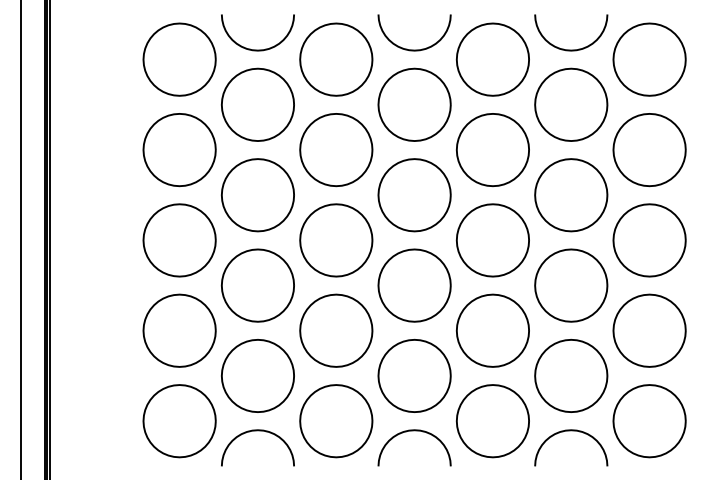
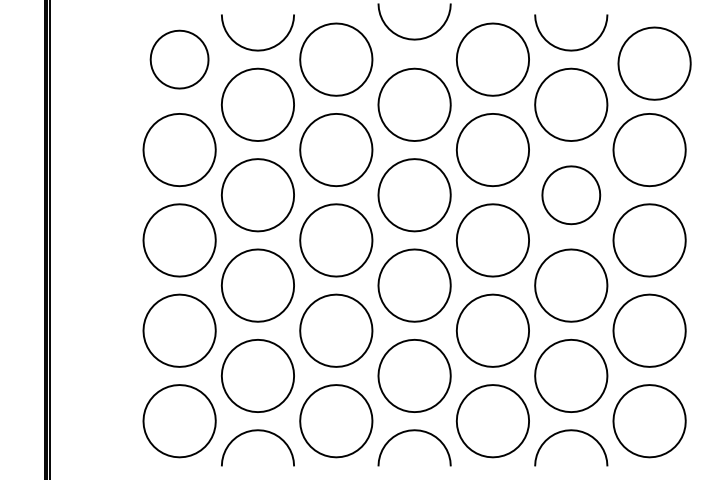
curve position: (414, 49) -> (414, 38) (414, 38)
part size: 75x75 px -> 61x61 px (179, 59)
part position: (649, 59) -> (654, 63) (654, 63)
part size: 75x75 px -> 61x61 px (571, 195)
line: present -> none (21, 239)
